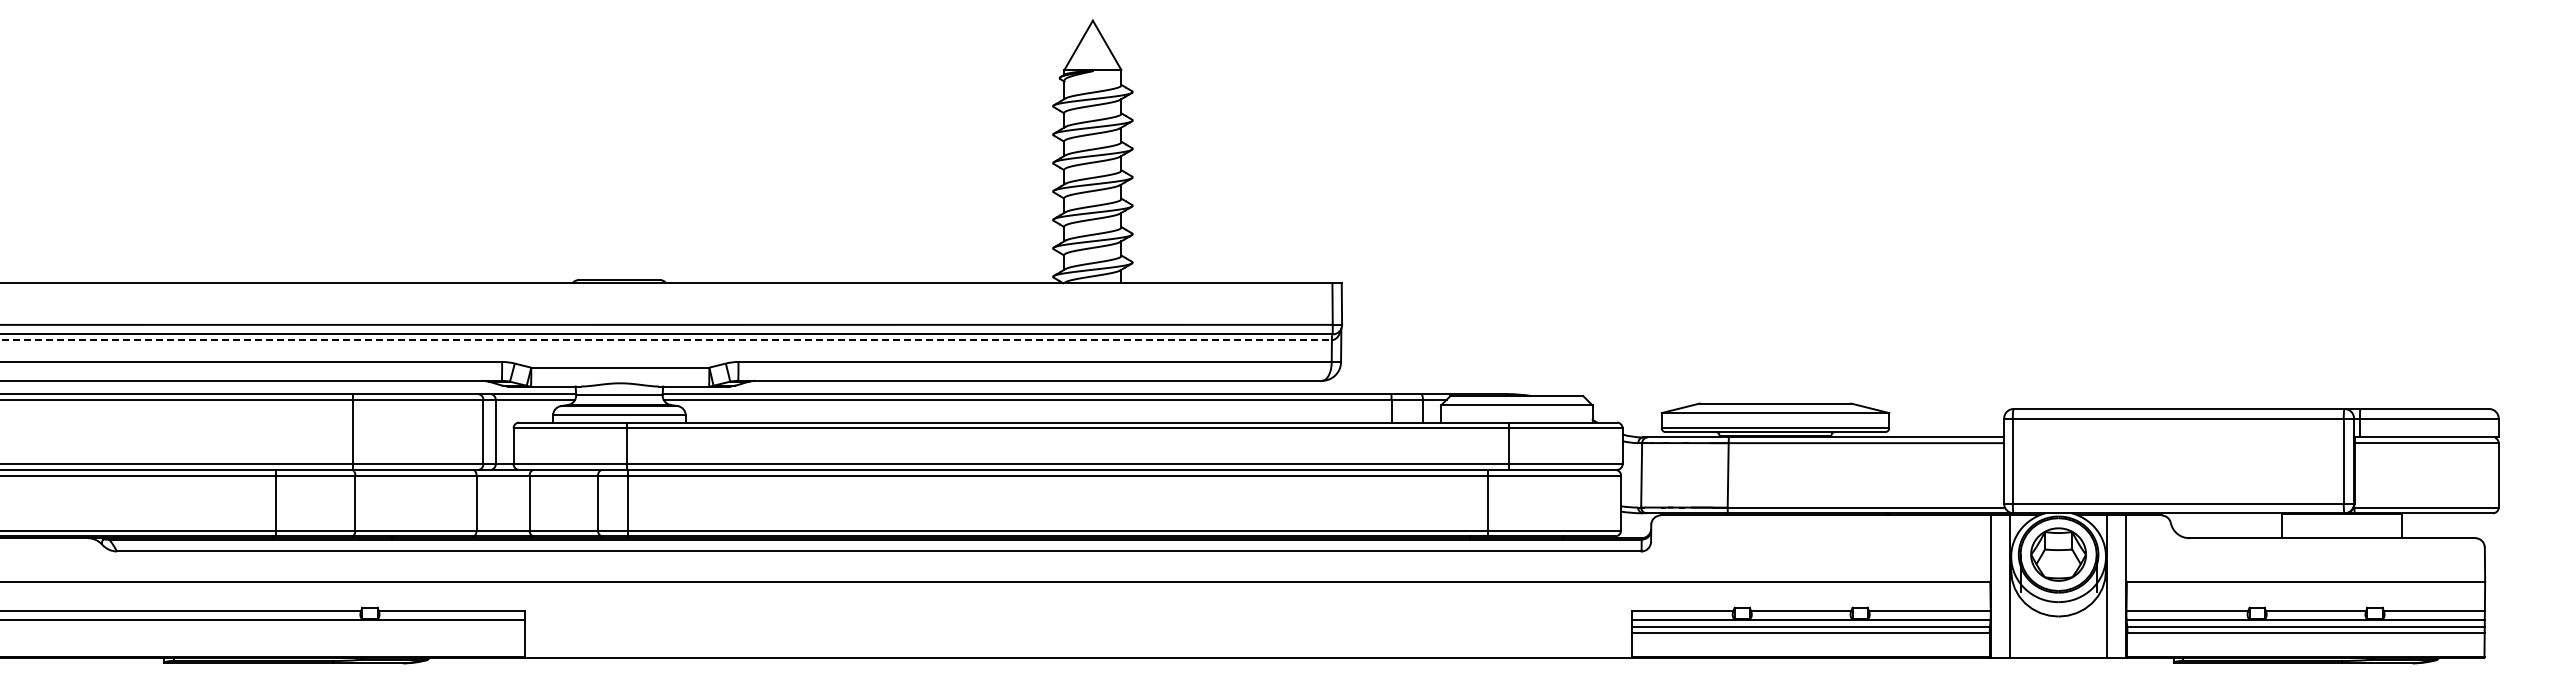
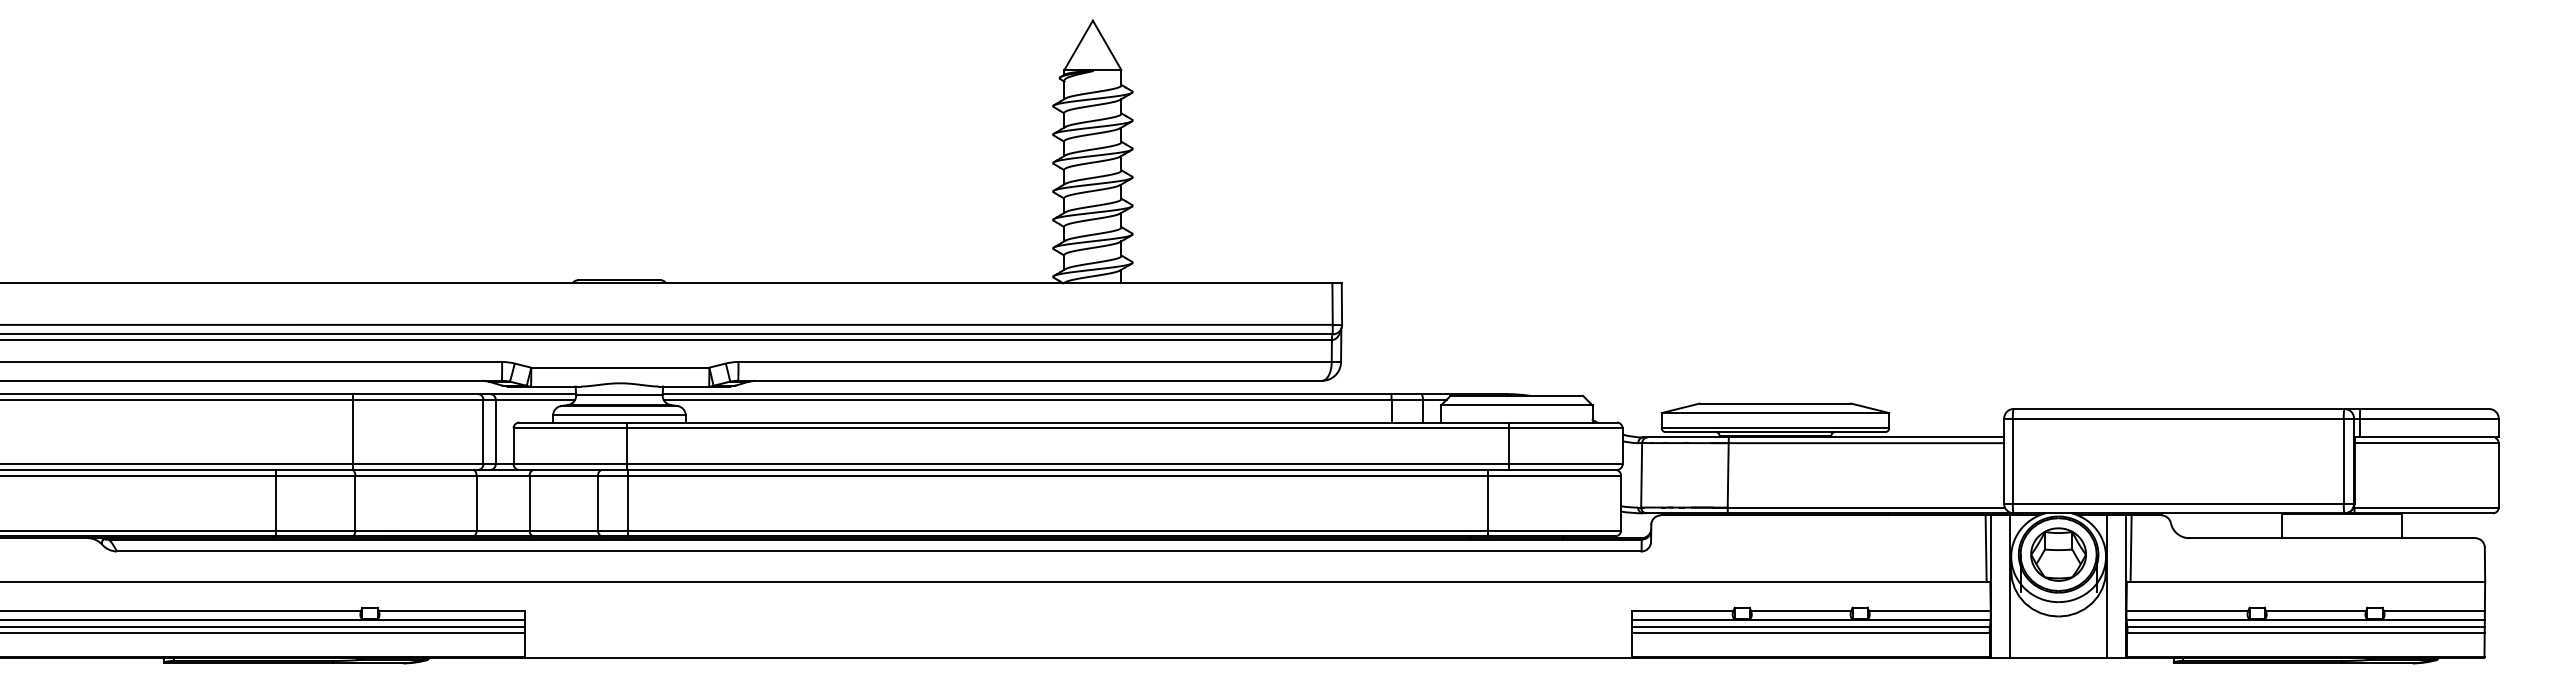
line: dashed -> solid (666, 340)
line: none -> present (1985, 548)
line: none -> present (2130, 548)
line: none -> present (263, 627)
line: none -> present (263, 632)
